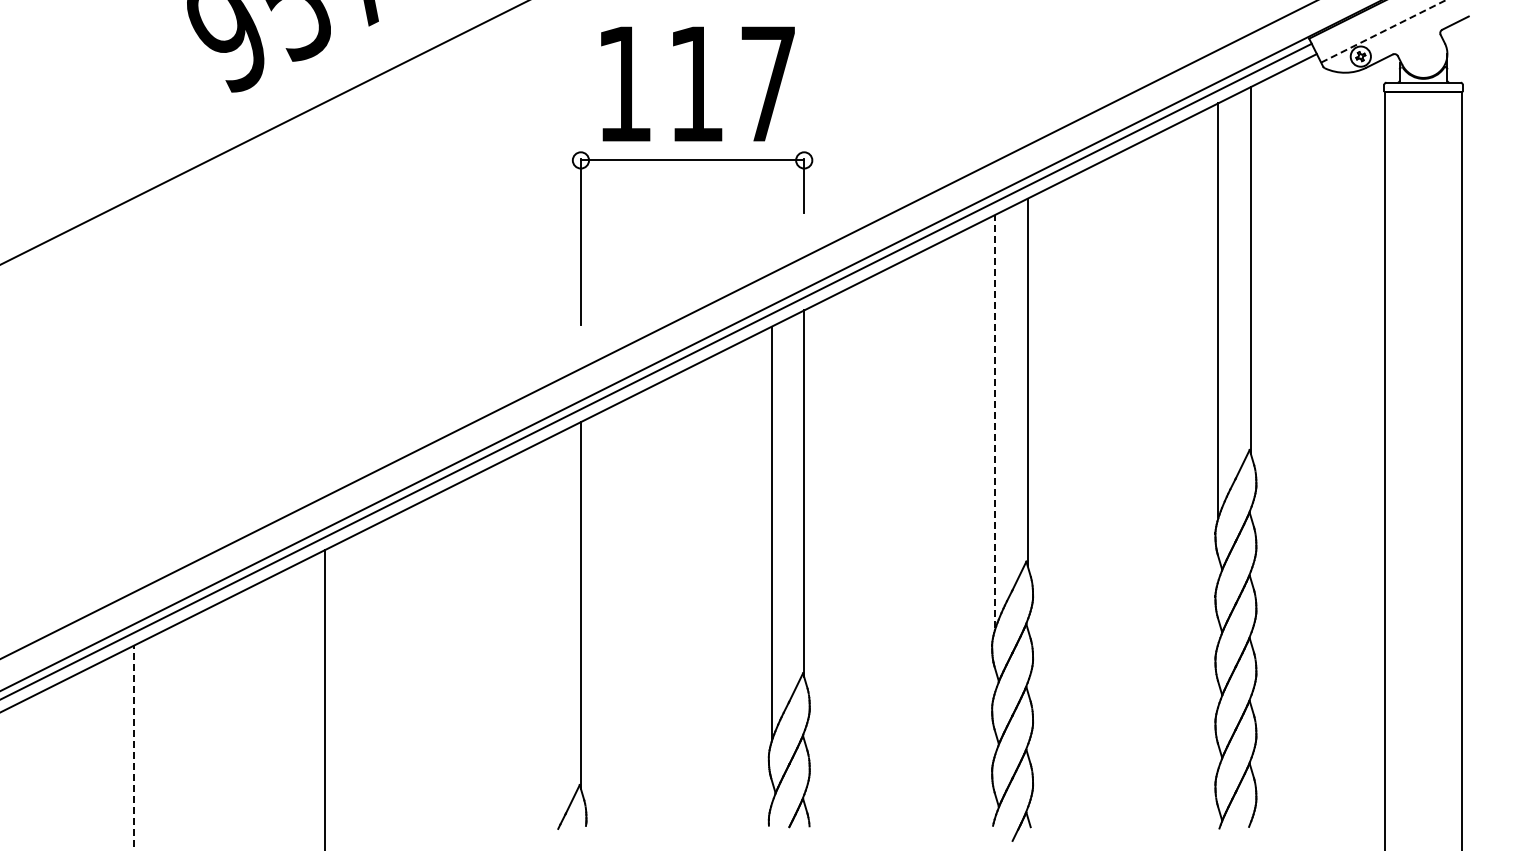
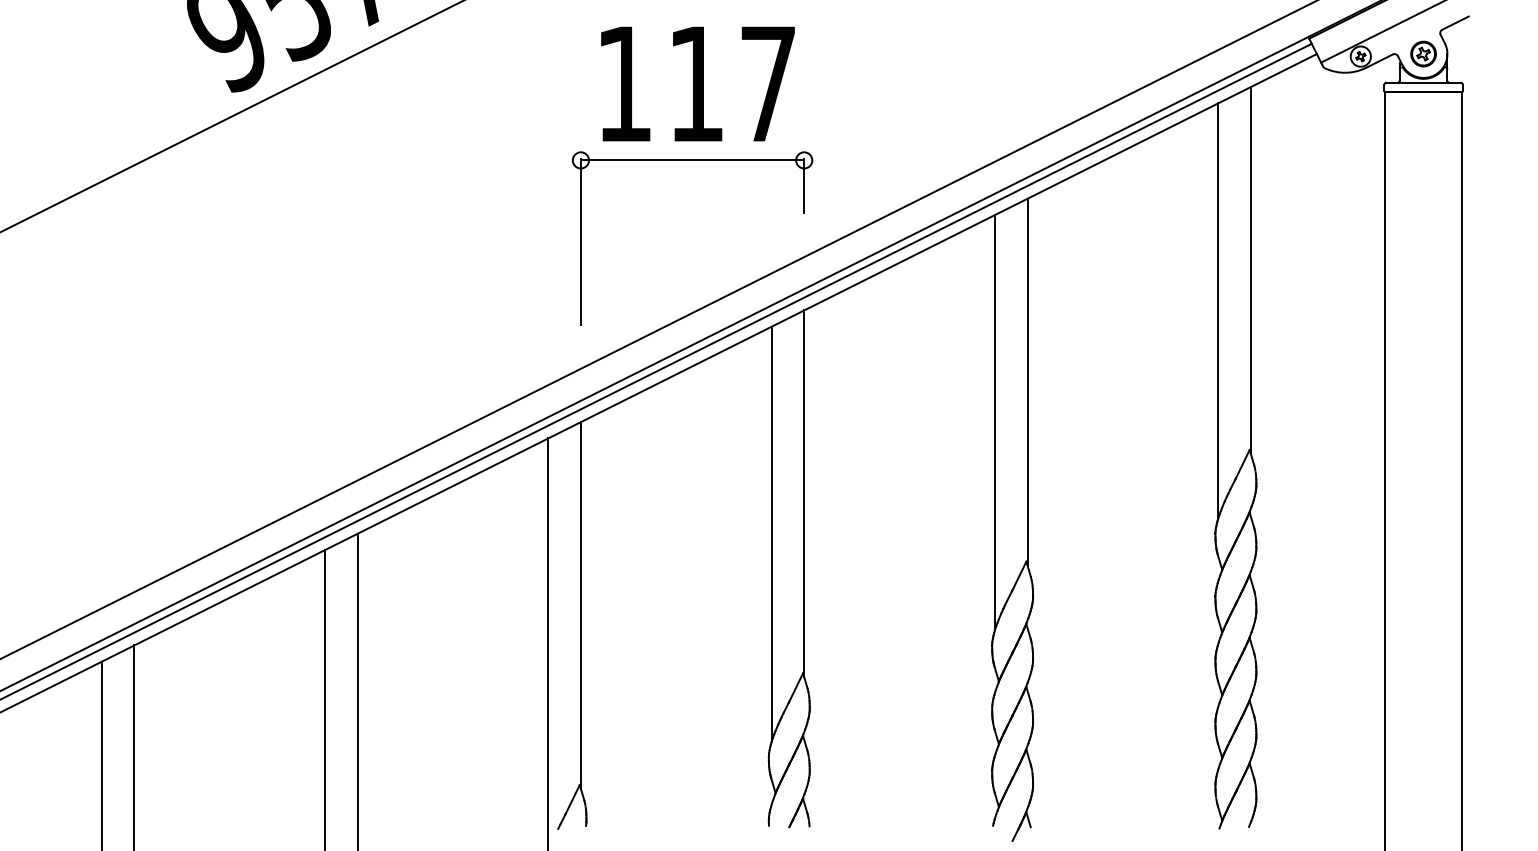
line: dashed -> solid (1383, 31)
part: none -> present (1423, 53)
line position: (263, 132) -> (231, 116) (231, 116)
line: dashed -> solid (995, 421)
line: none -> present (548, 642)
line: none -> present (357, 690)
line: dashed -> solid (134, 747)
line: none -> present (101, 754)
